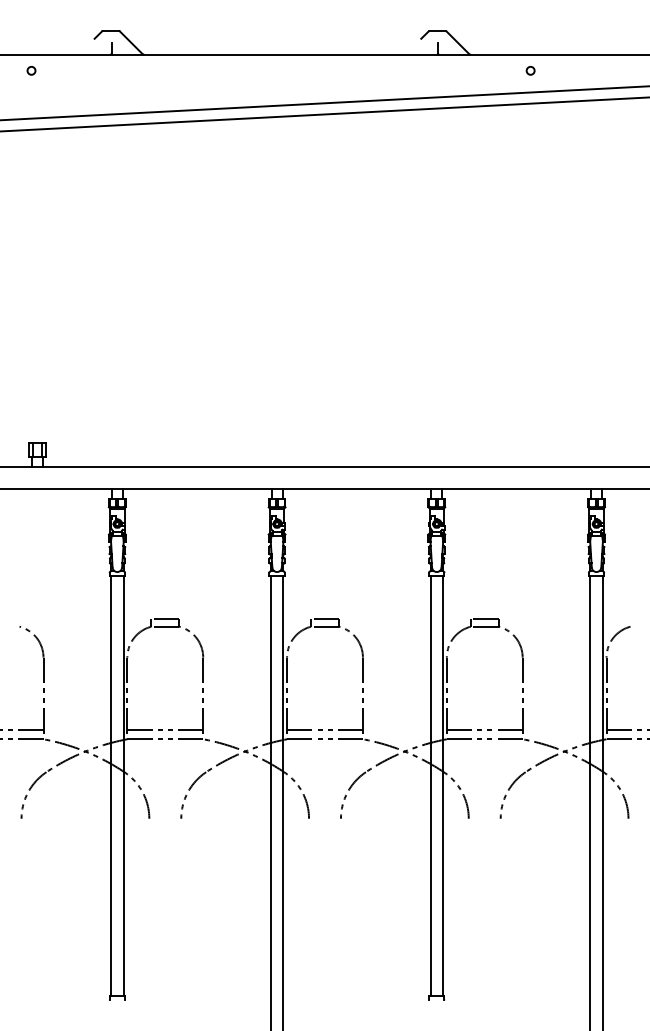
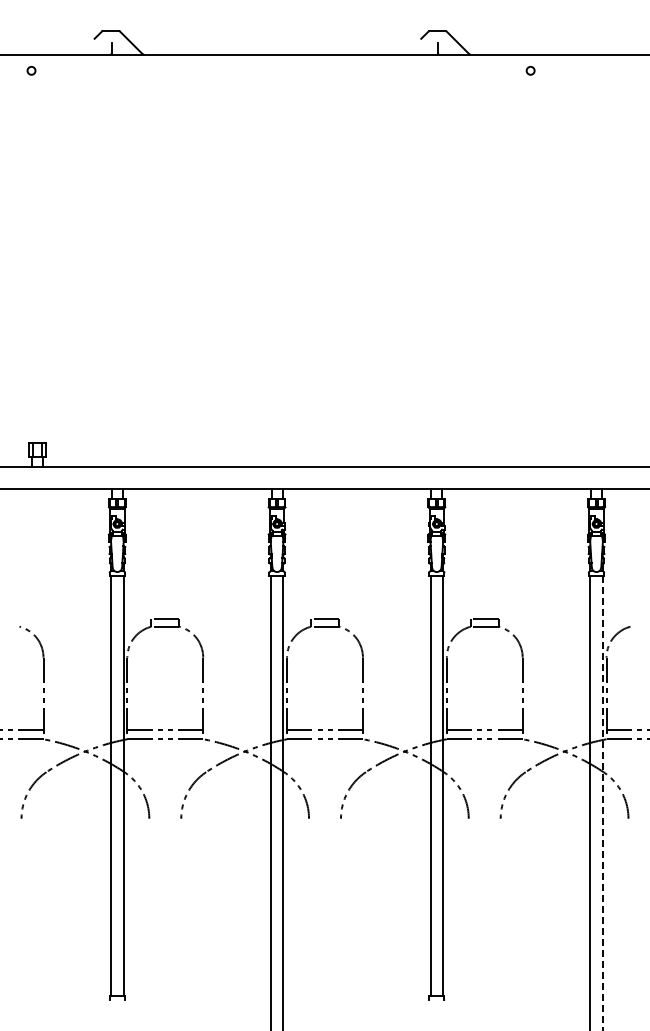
line: present -> none (324, 103)
line: present -> none (324, 114)
line: solid -> dashed (602, 803)
